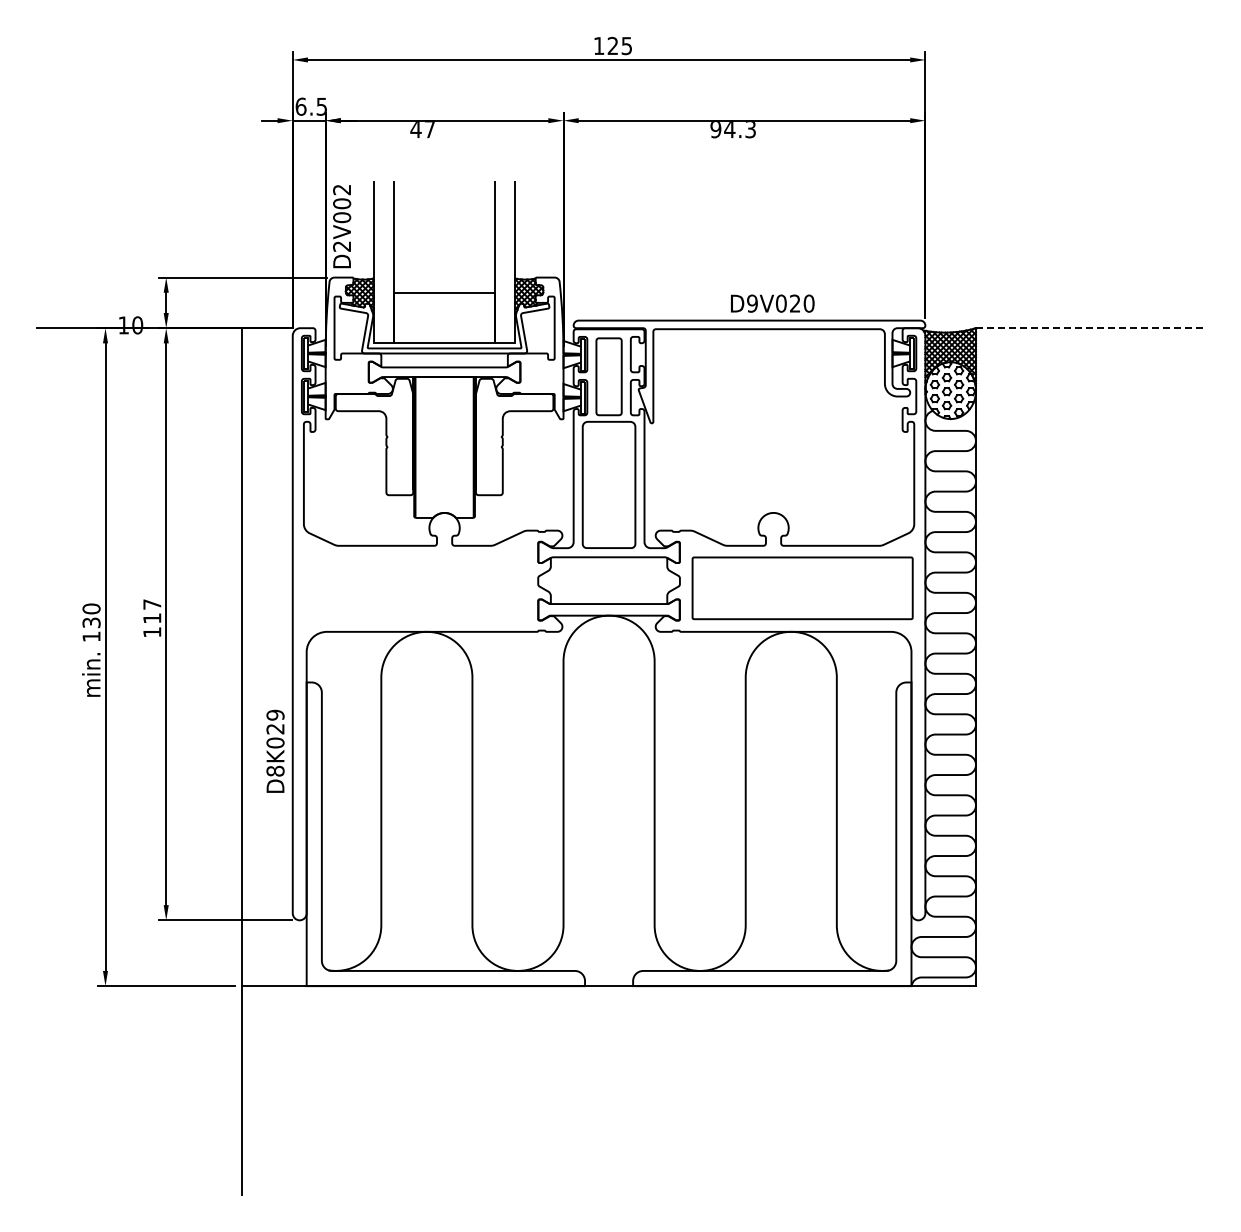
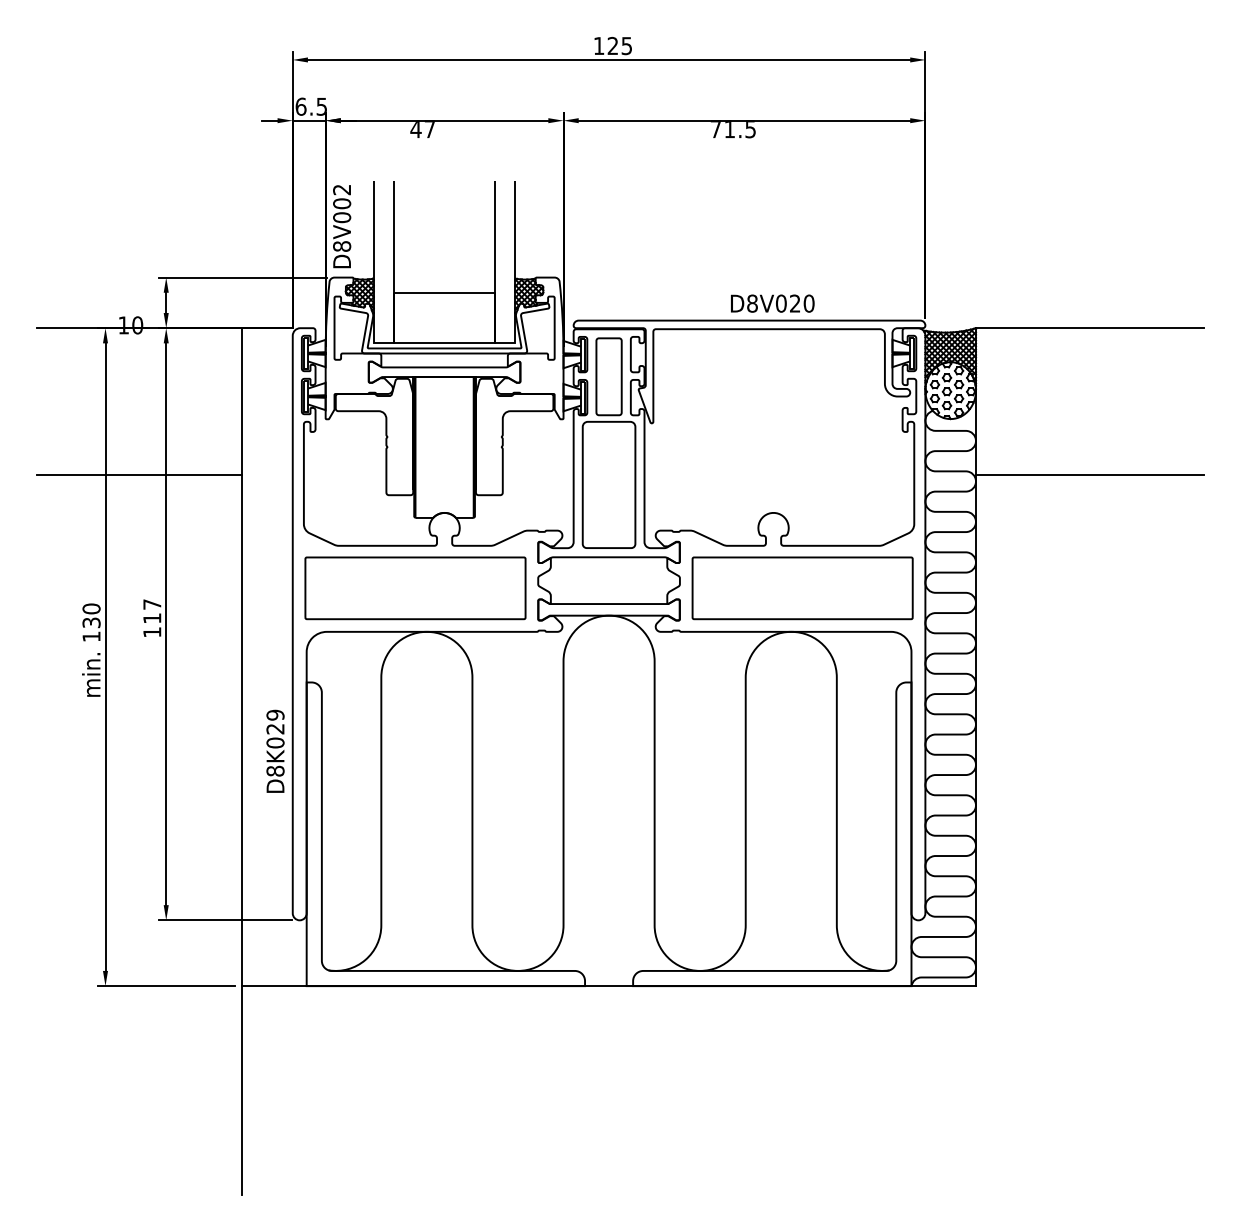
text: 94.3 -> 71.5 (732, 130)
text: D2V002 -> D8V002 (342, 246)
text: D9V020 -> D8V020 (752, 303)
line: dashed -> solid (1089, 328)
line: none -> present (139, 474)
line: none -> present (1089, 474)
part: none -> present (415, 588)
